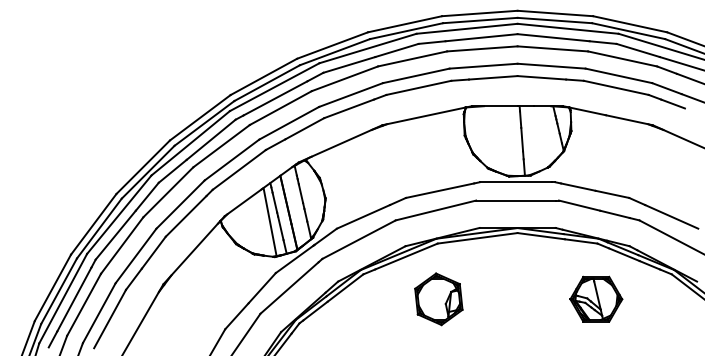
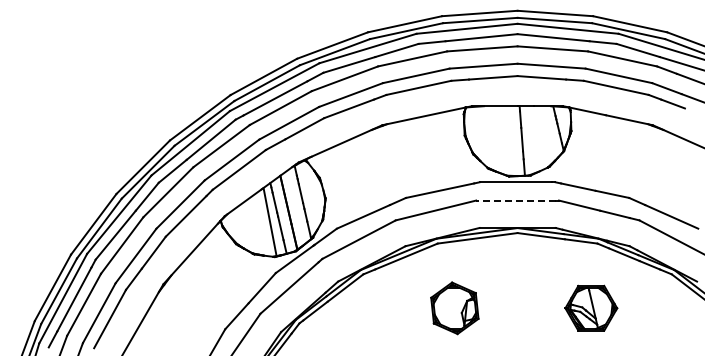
line: solid -> dashed (516, 200)
part position: (596, 298) -> (591, 307) (591, 307)
part position: (438, 299) -> (454, 308) (454, 308)
